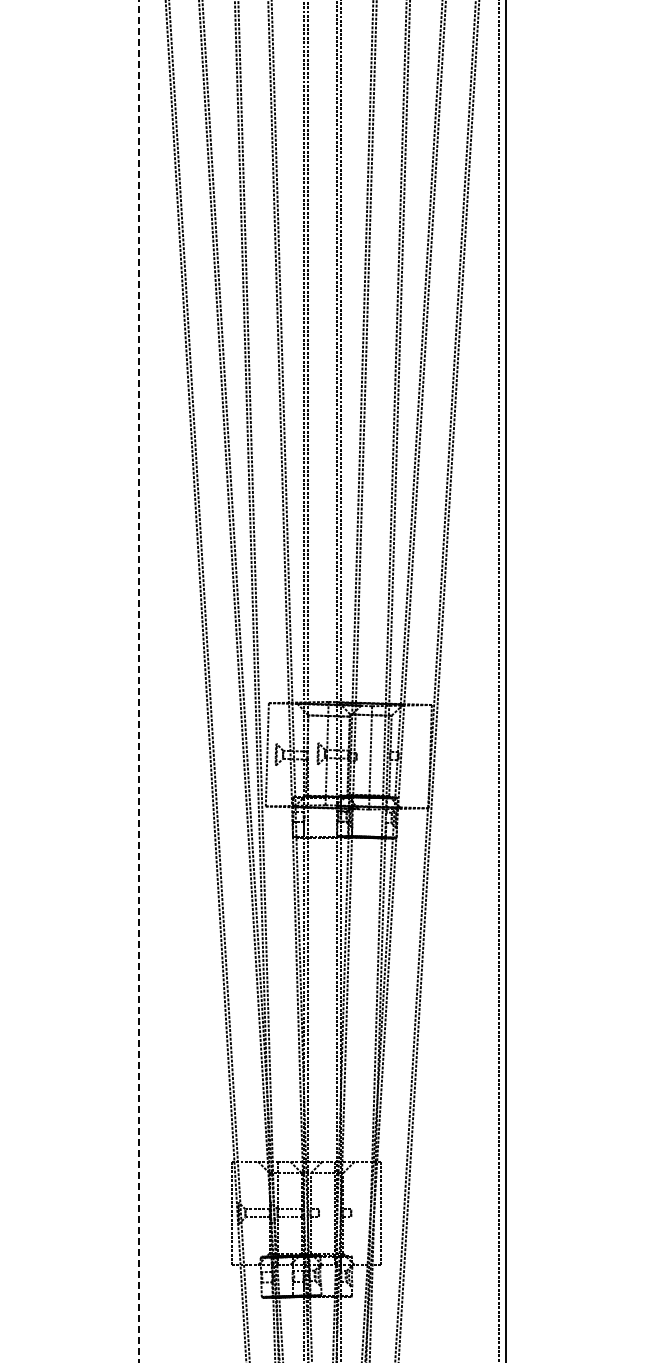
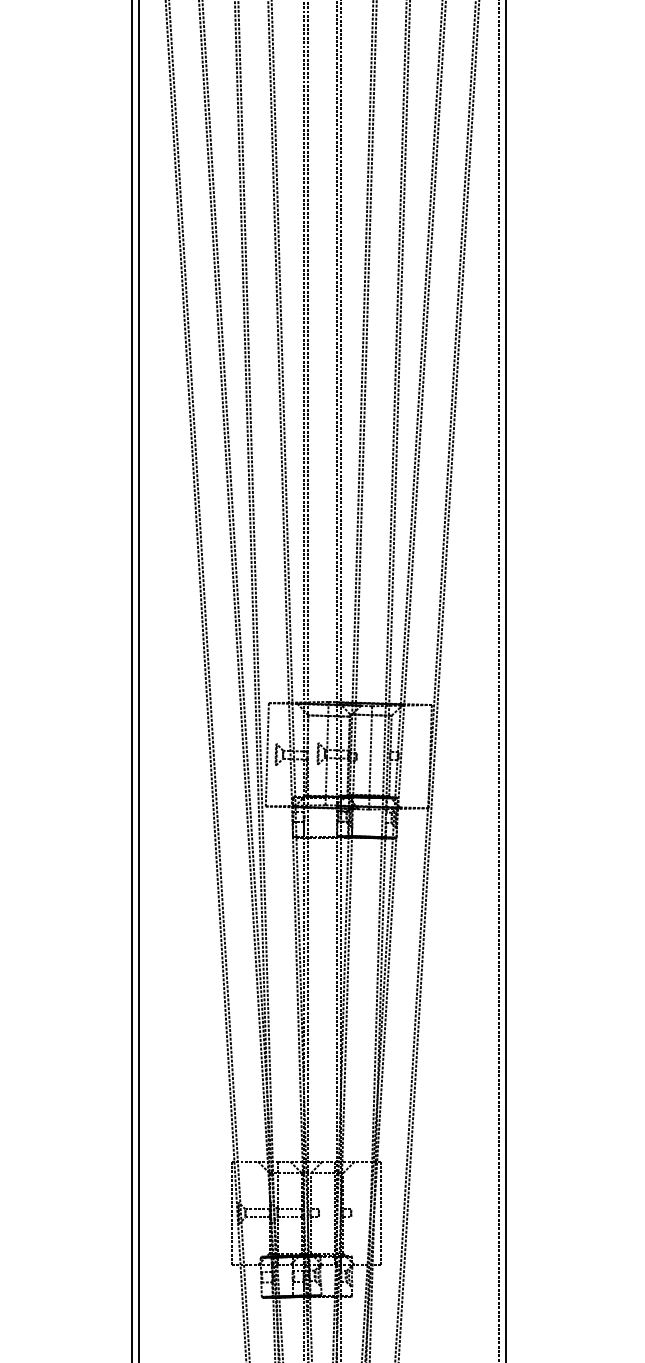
line: none -> present (131, 680)
line: dashed -> solid (138, 681)
